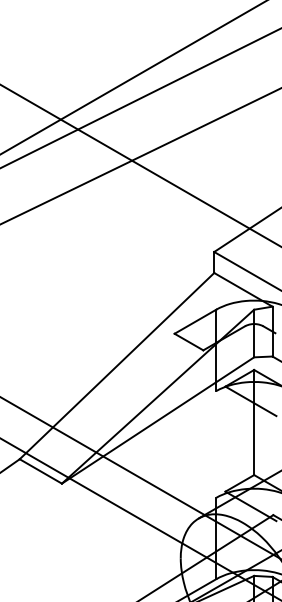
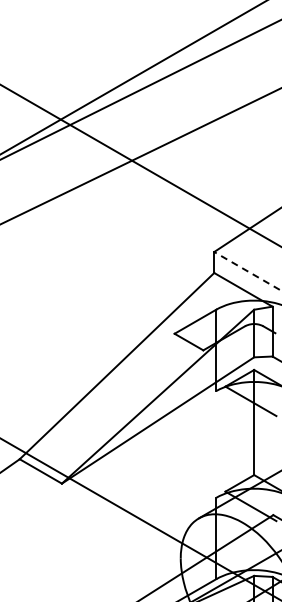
line position: (140, 98) -> (140, 89) (140, 89)
line: solid -> dashed (247, 271)
line: present -> none (140, 477)
